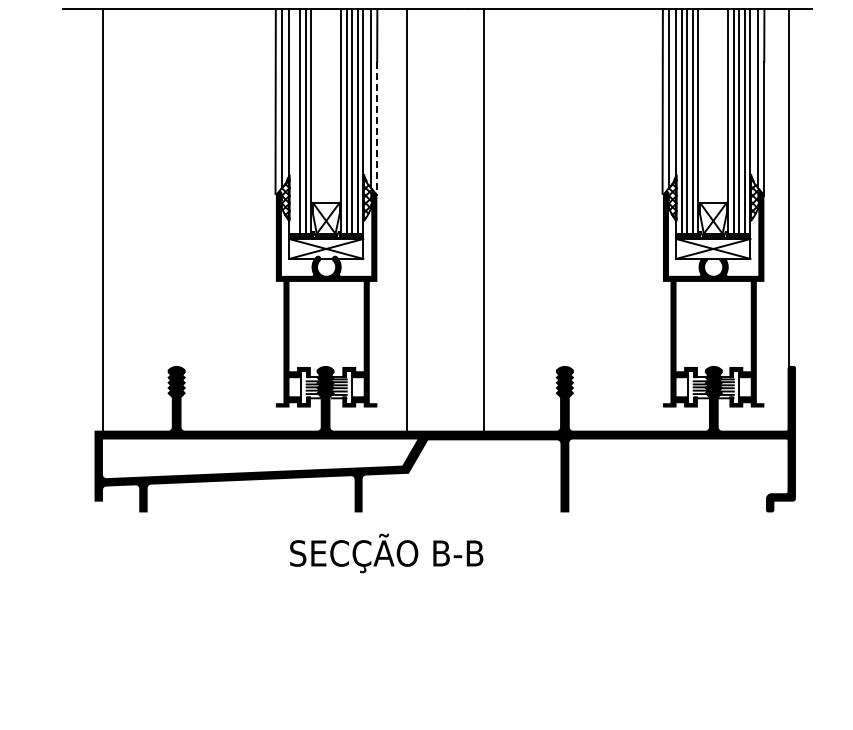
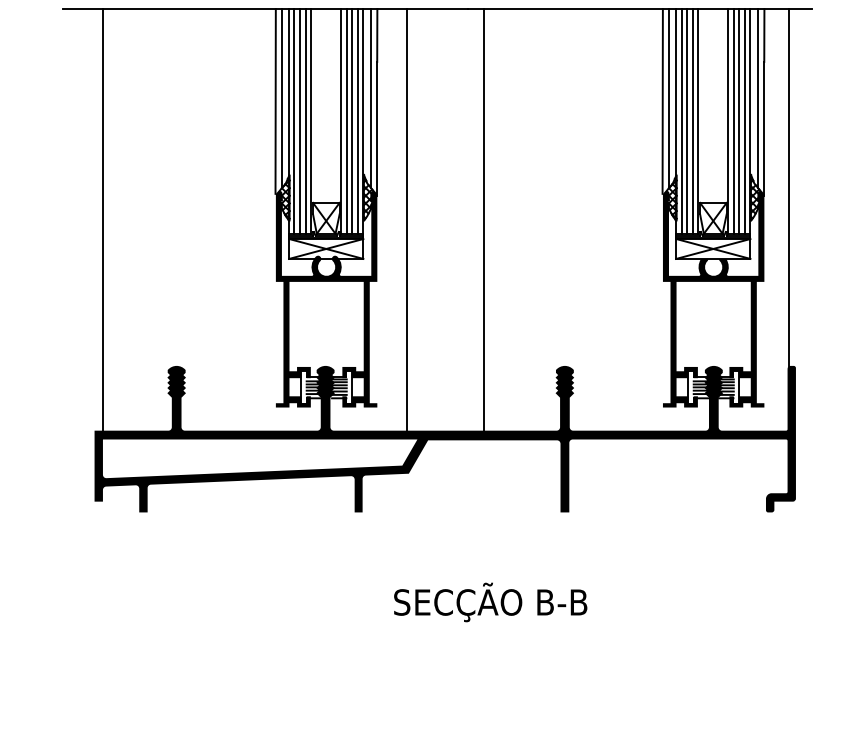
line: none -> present (294, 121)
line: dashed -> solid (377, 129)
text position: (386, 553) -> (490, 602) (490, 602)
